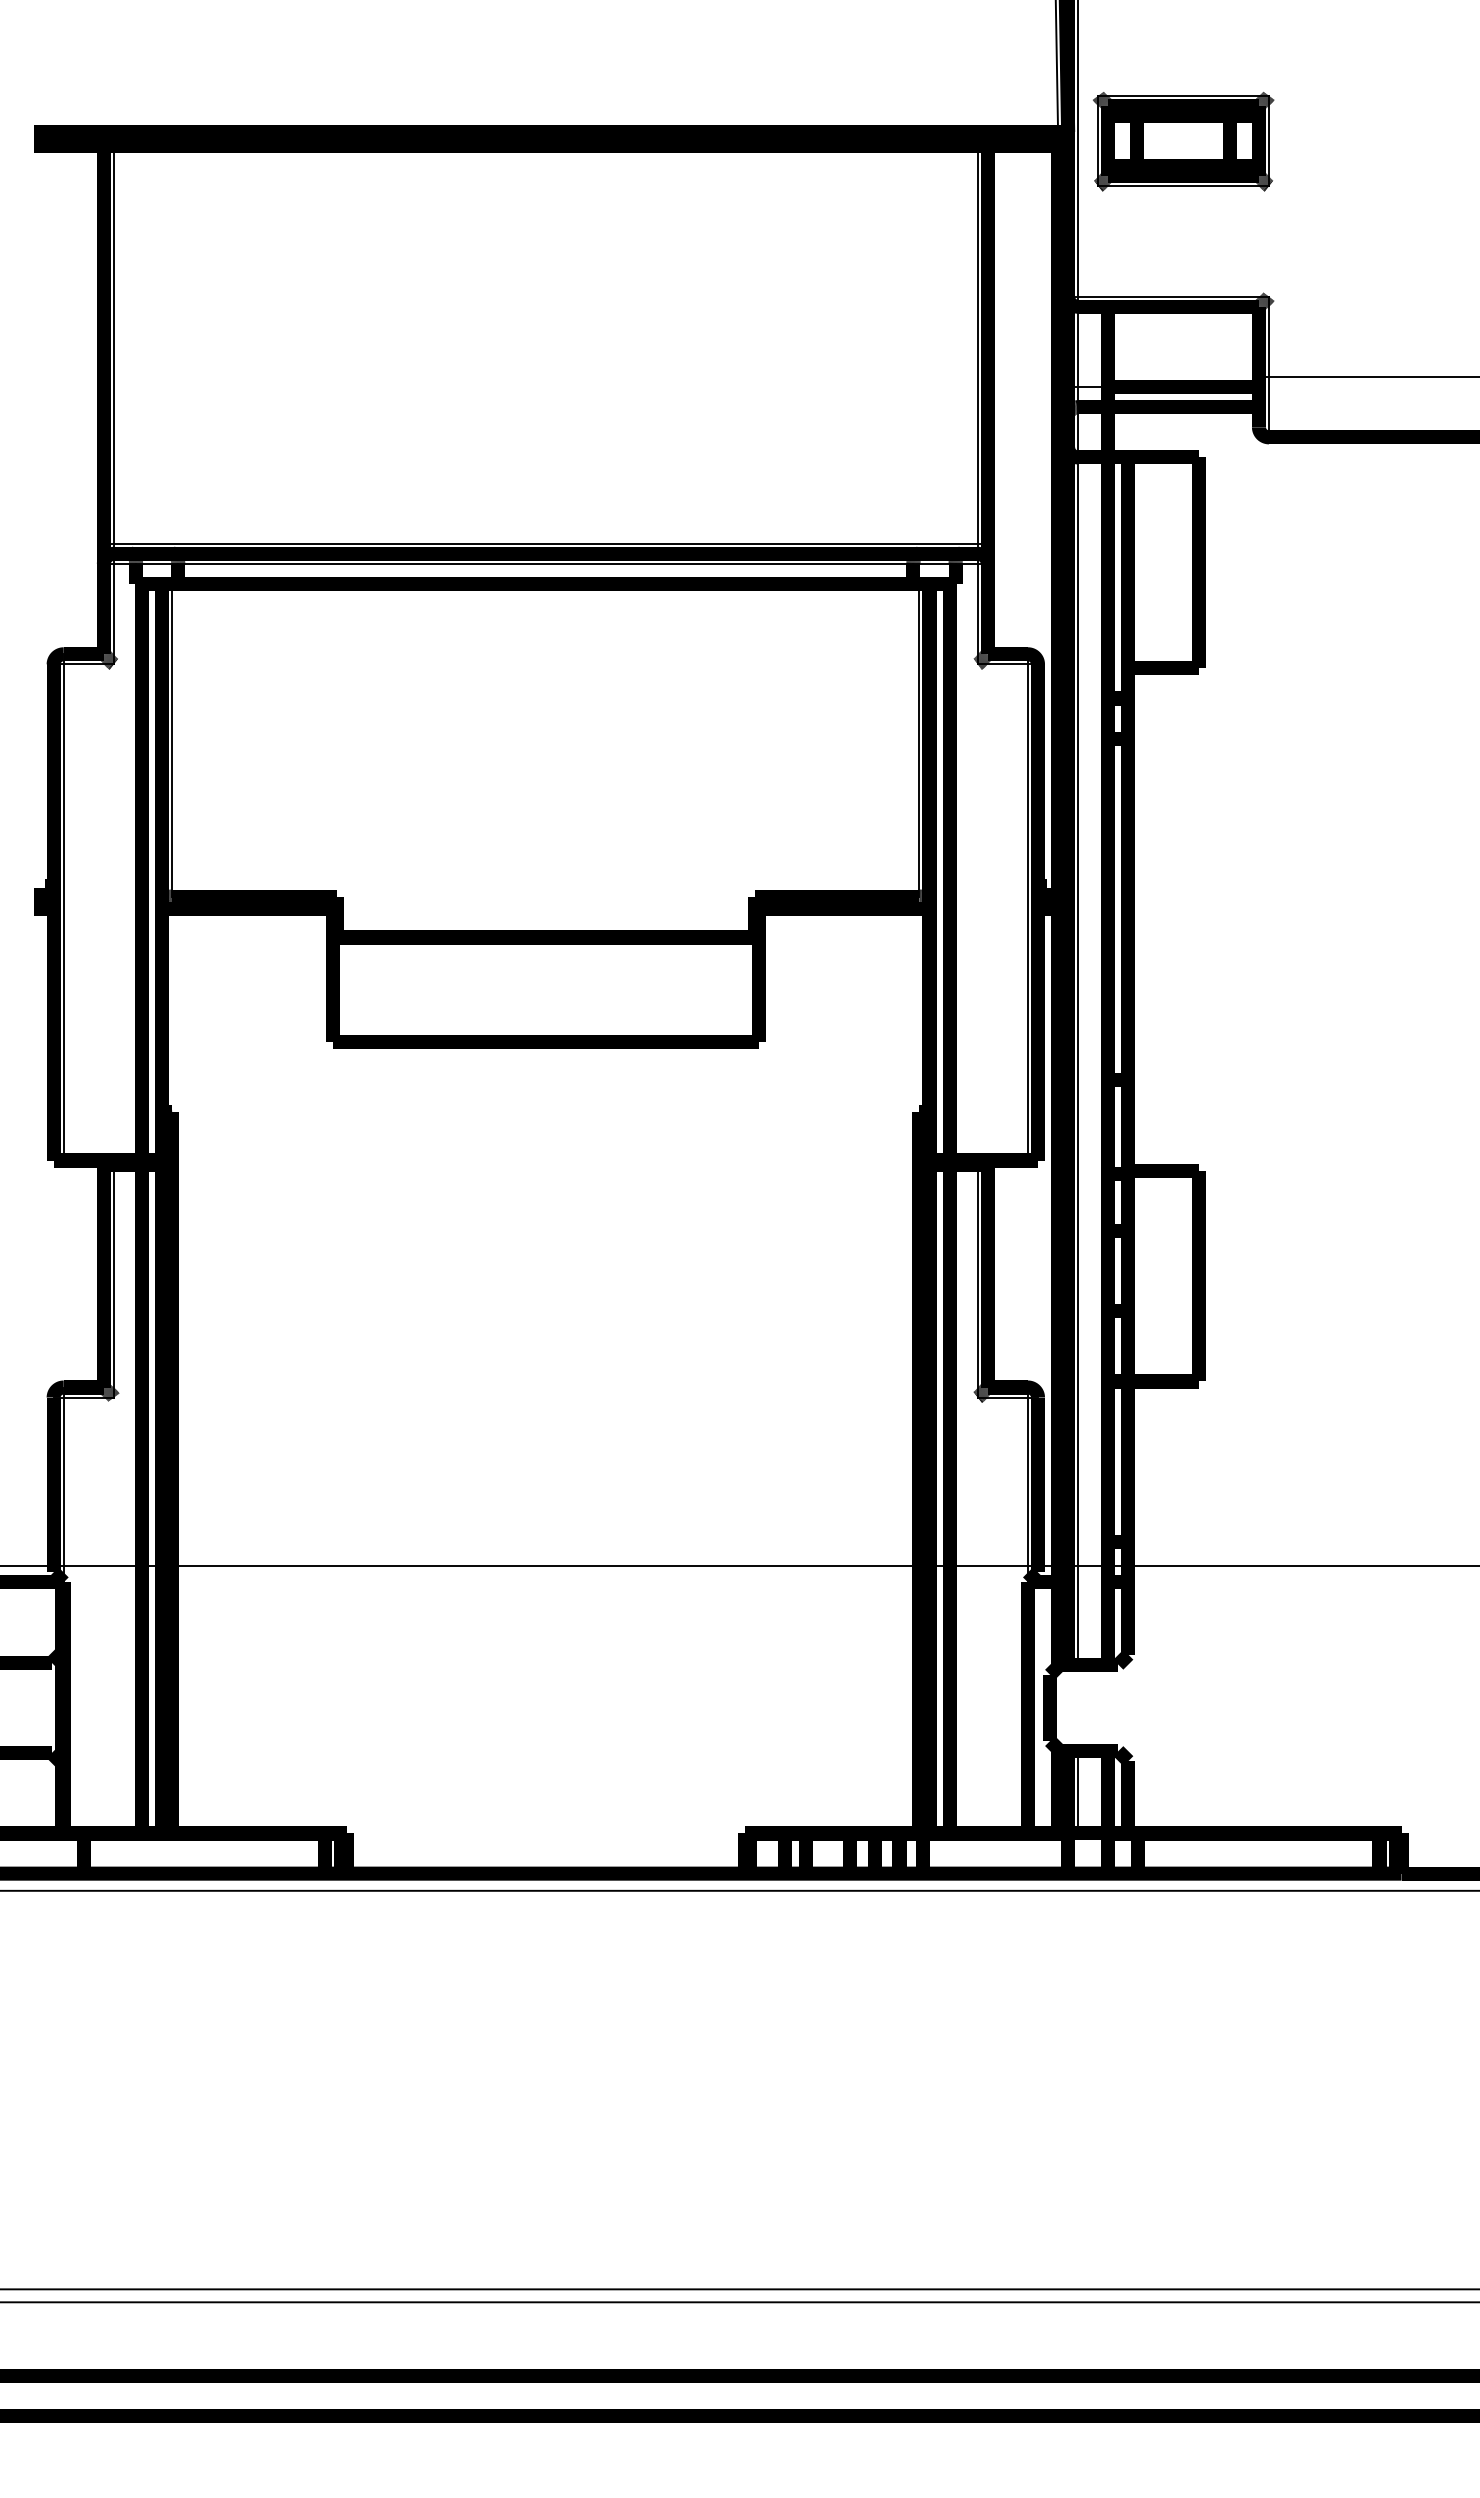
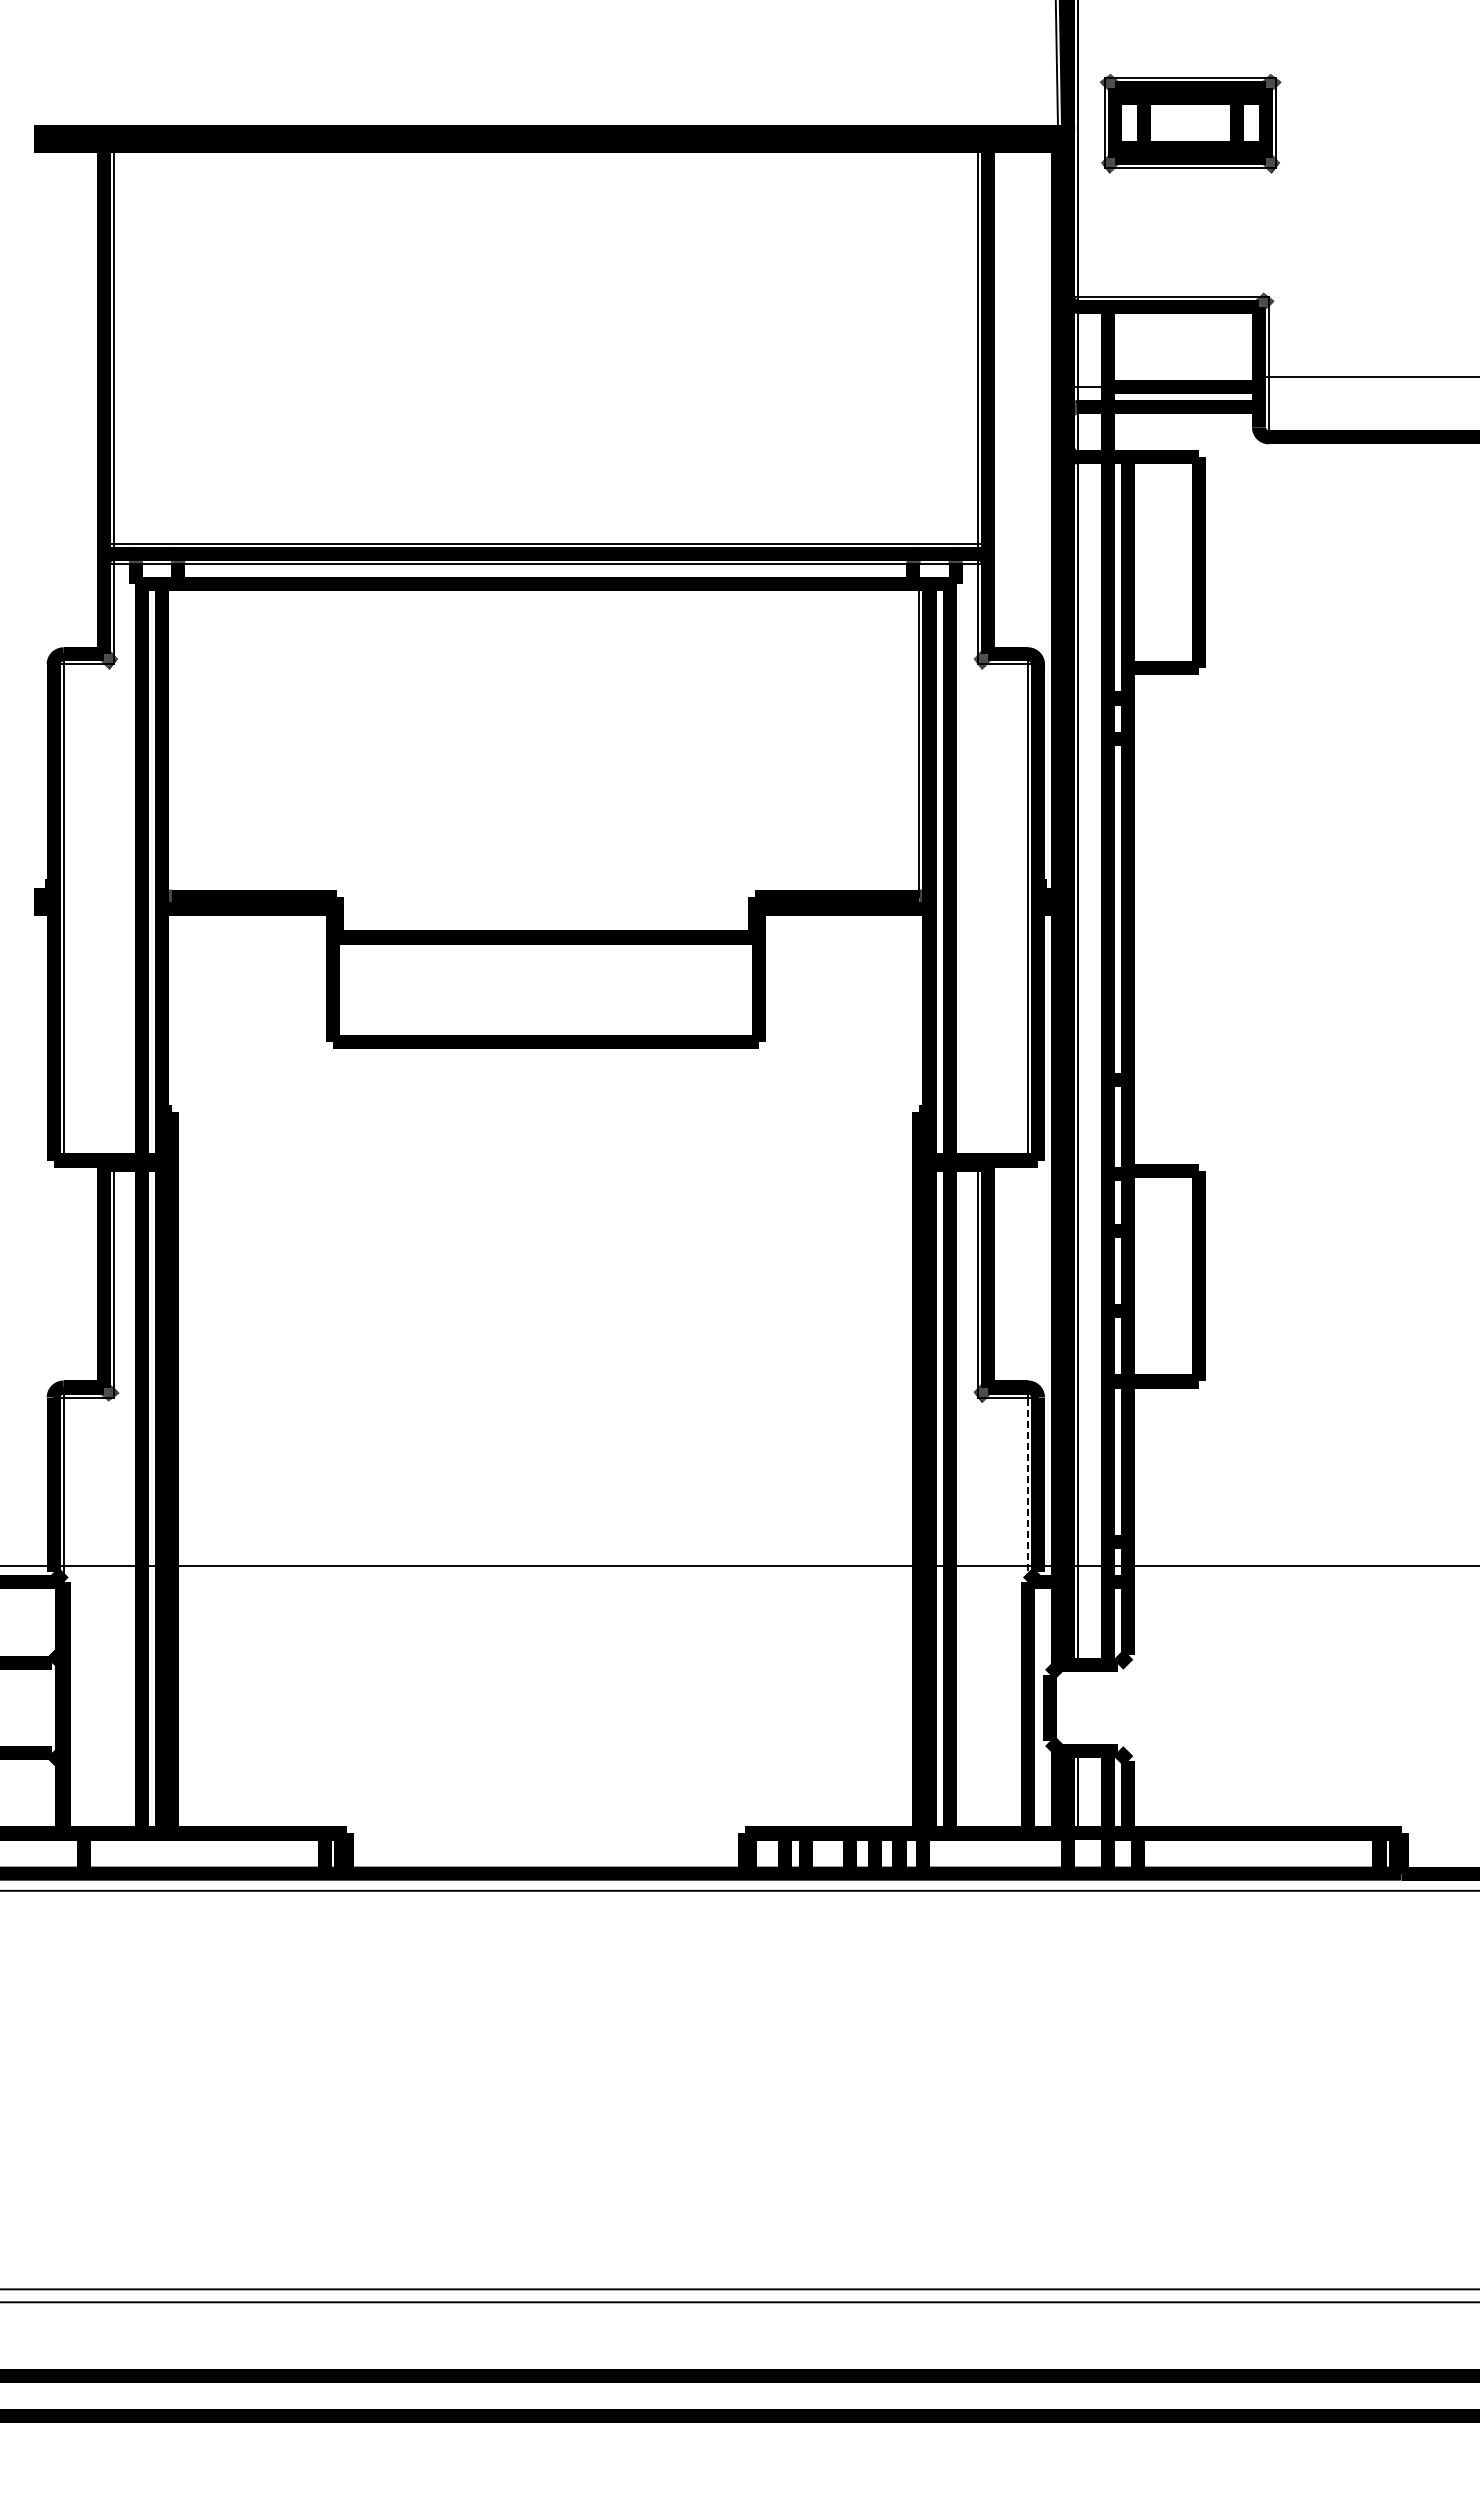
part position: (1183, 141) -> (1190, 123) (1190, 123)
line: present -> none (172, 740)
line: solid -> dashed (1027, 1489)
